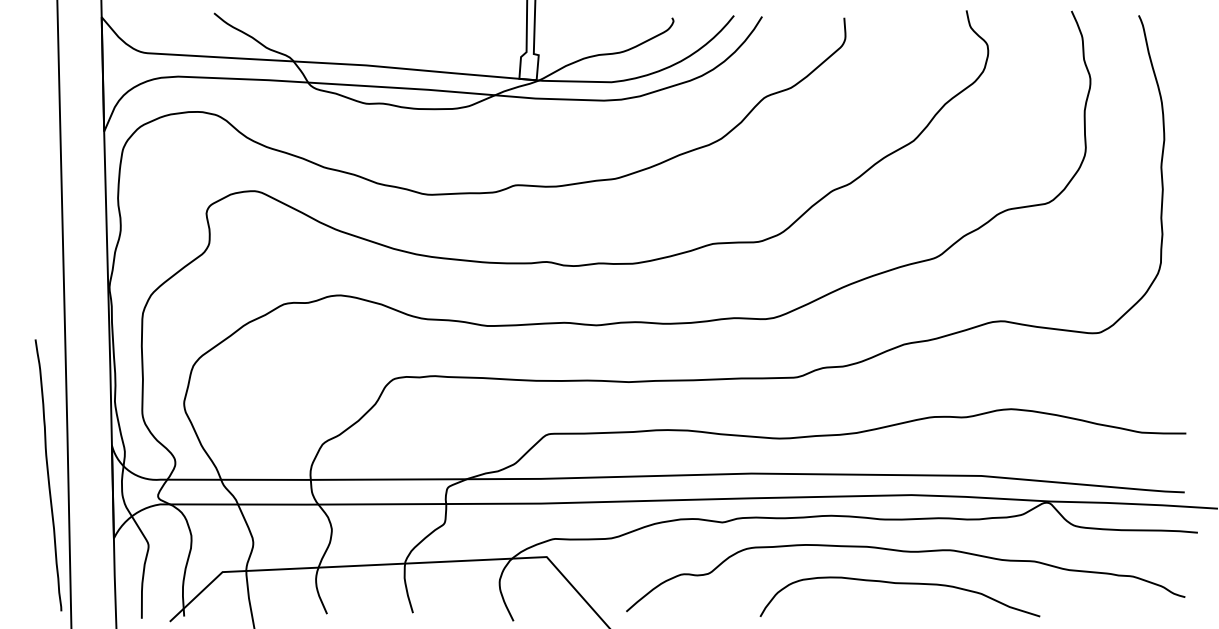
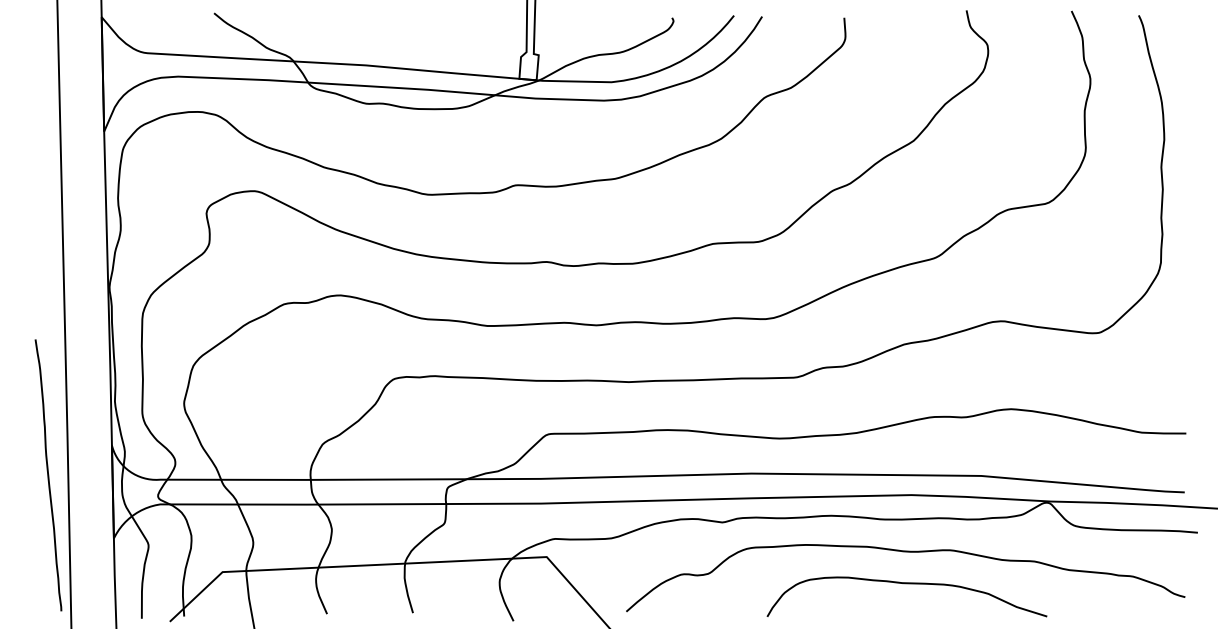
curve position: (899, 584) -> (906, 584) (906, 584)
